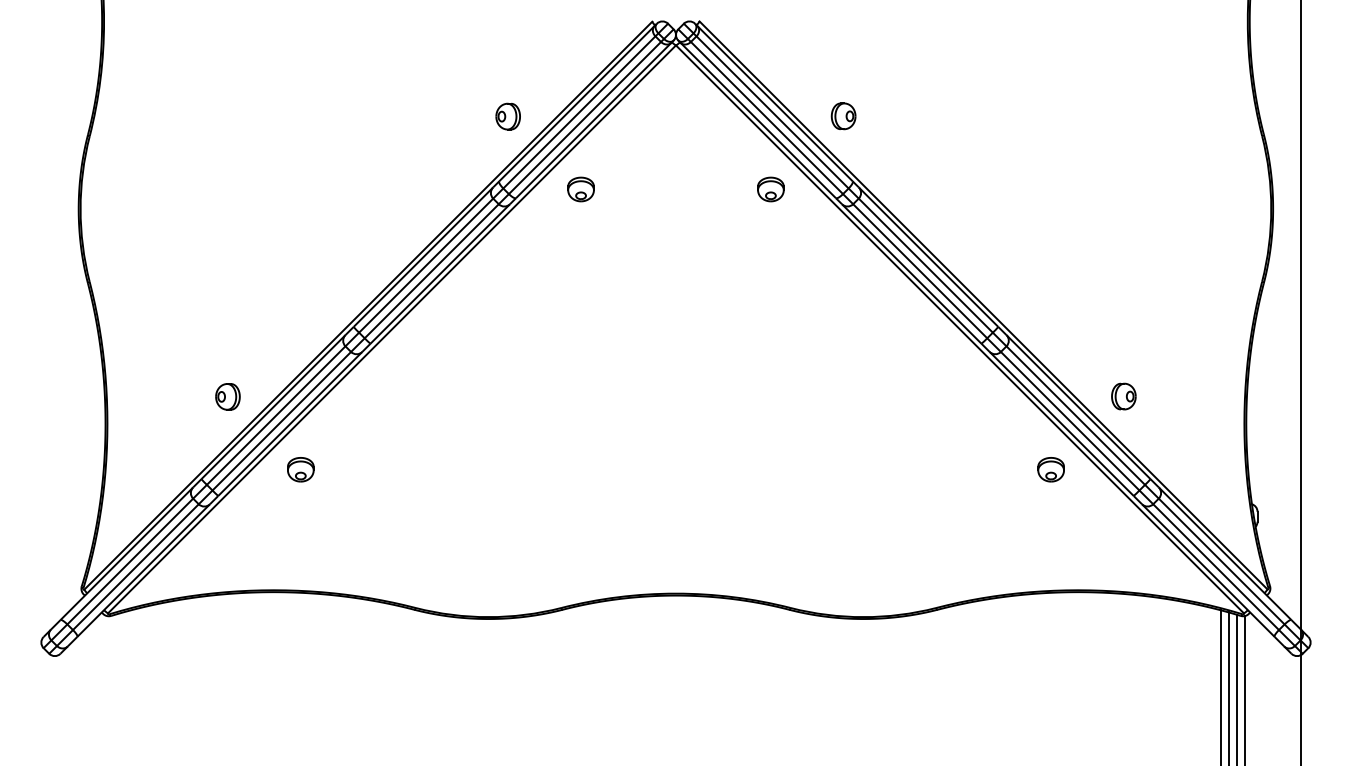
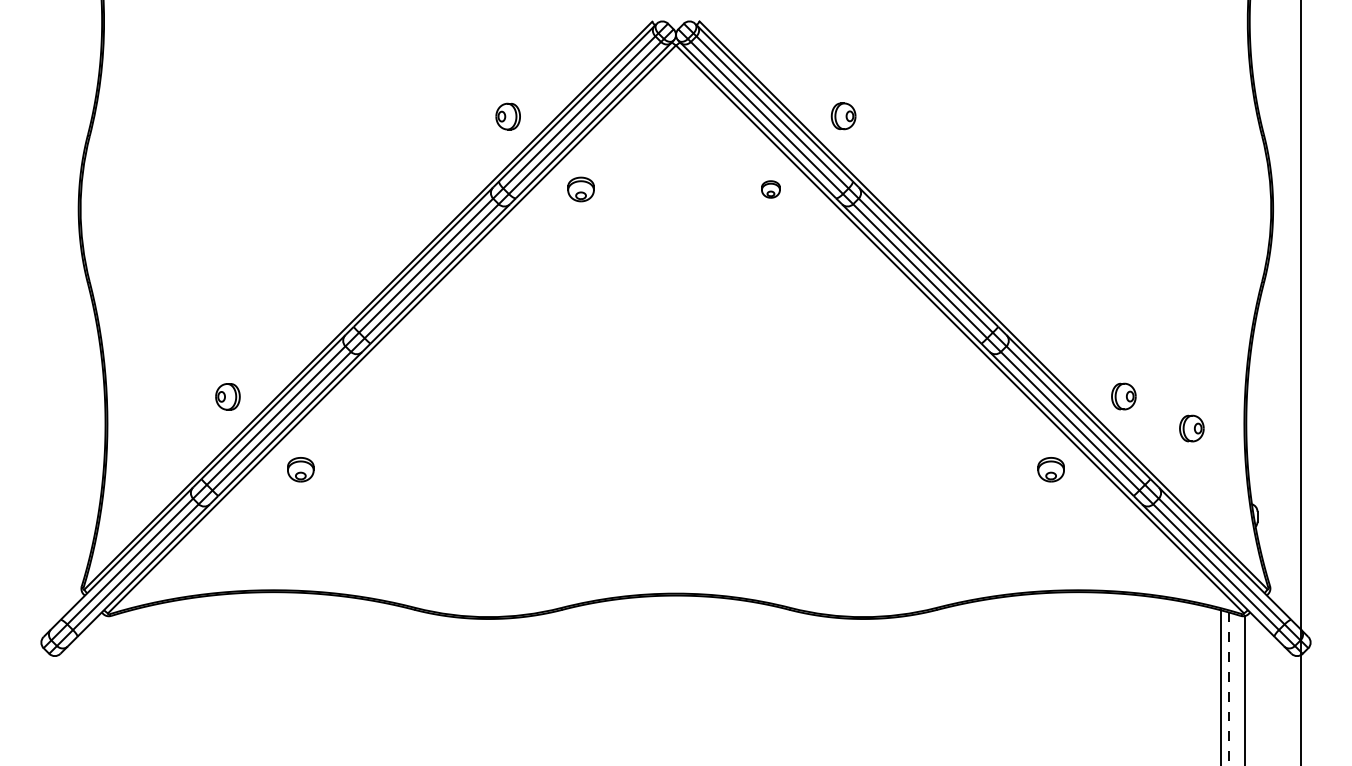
part size: 28x27 px -> 20x19 px (770, 189)
part: none -> present (1191, 428)
line: present -> none (1236, 688)
line: solid -> dashed (1228, 689)
